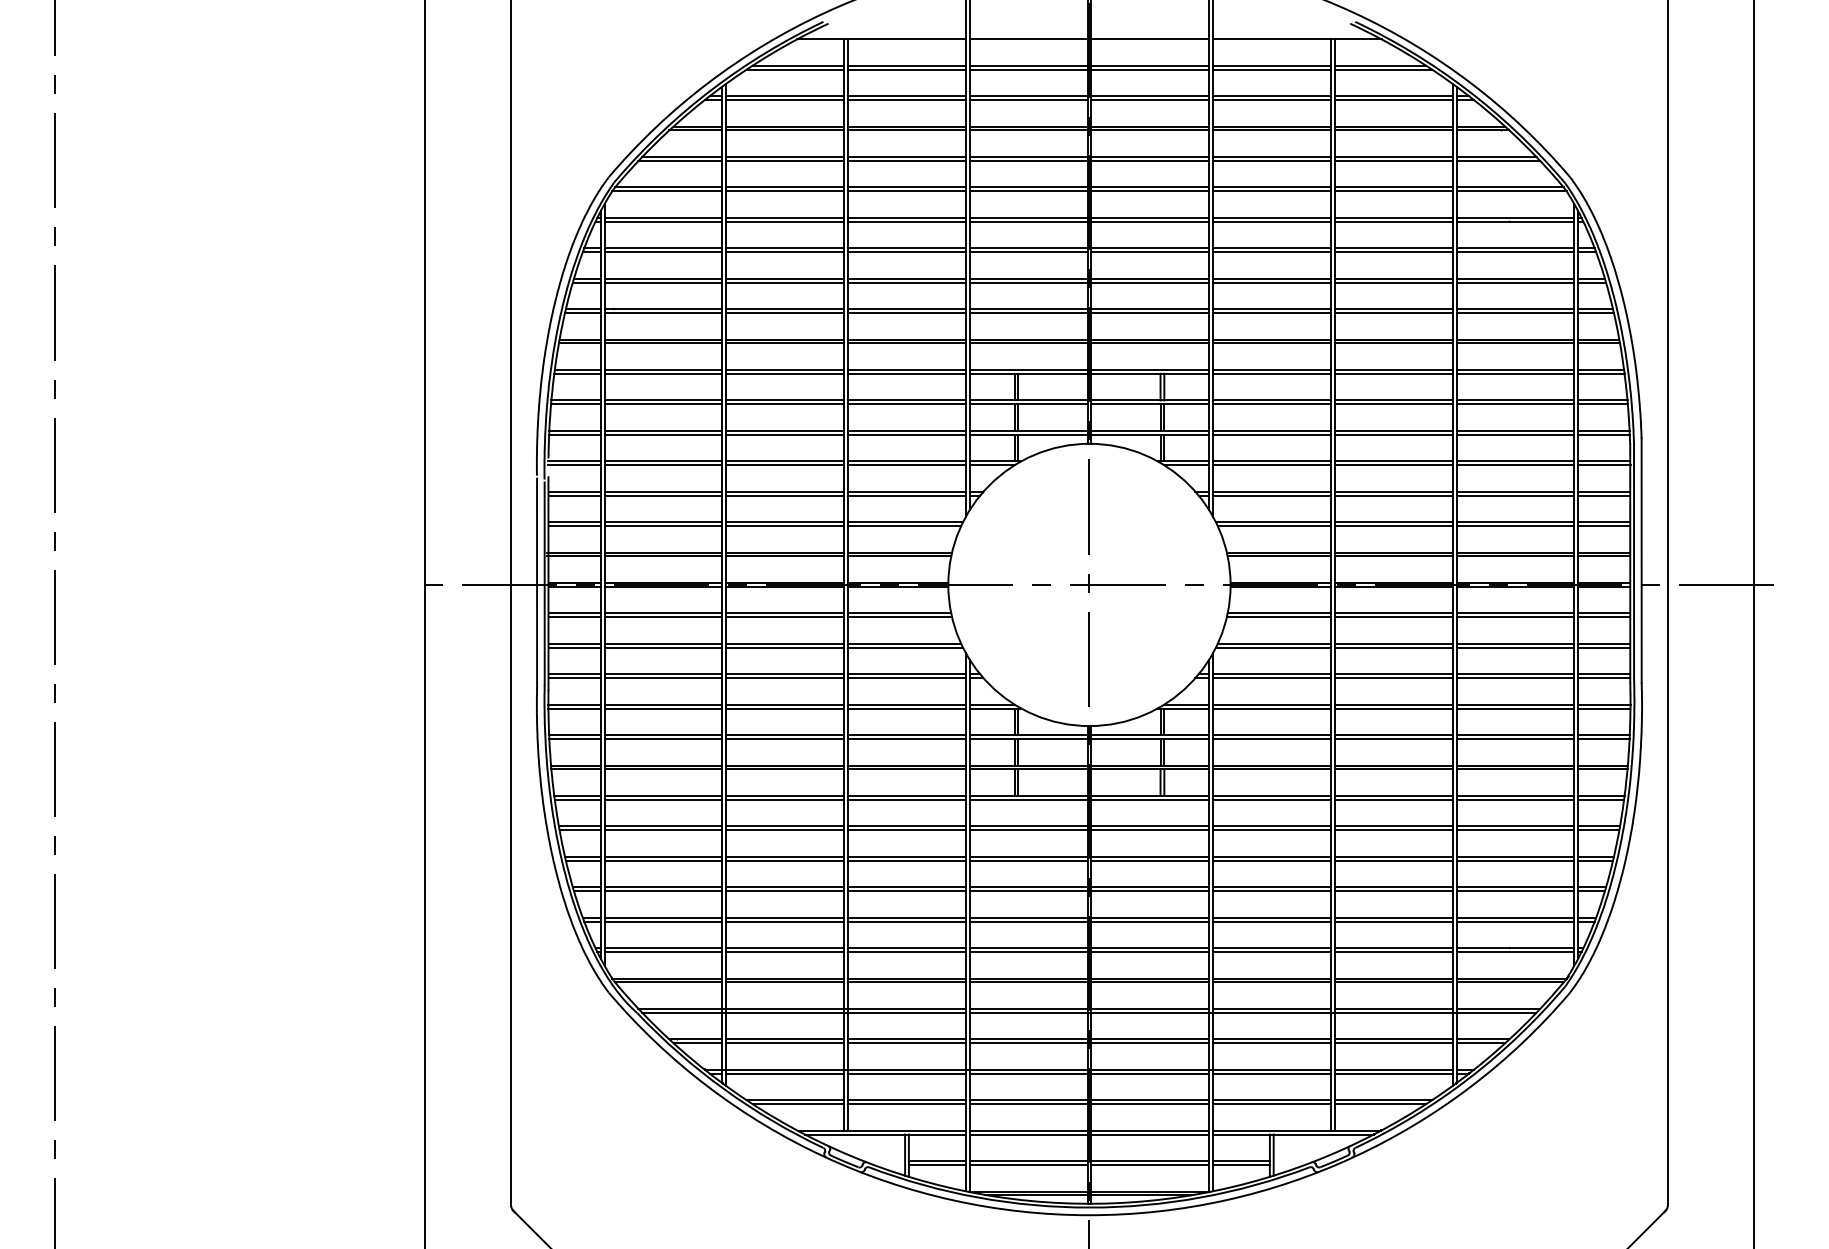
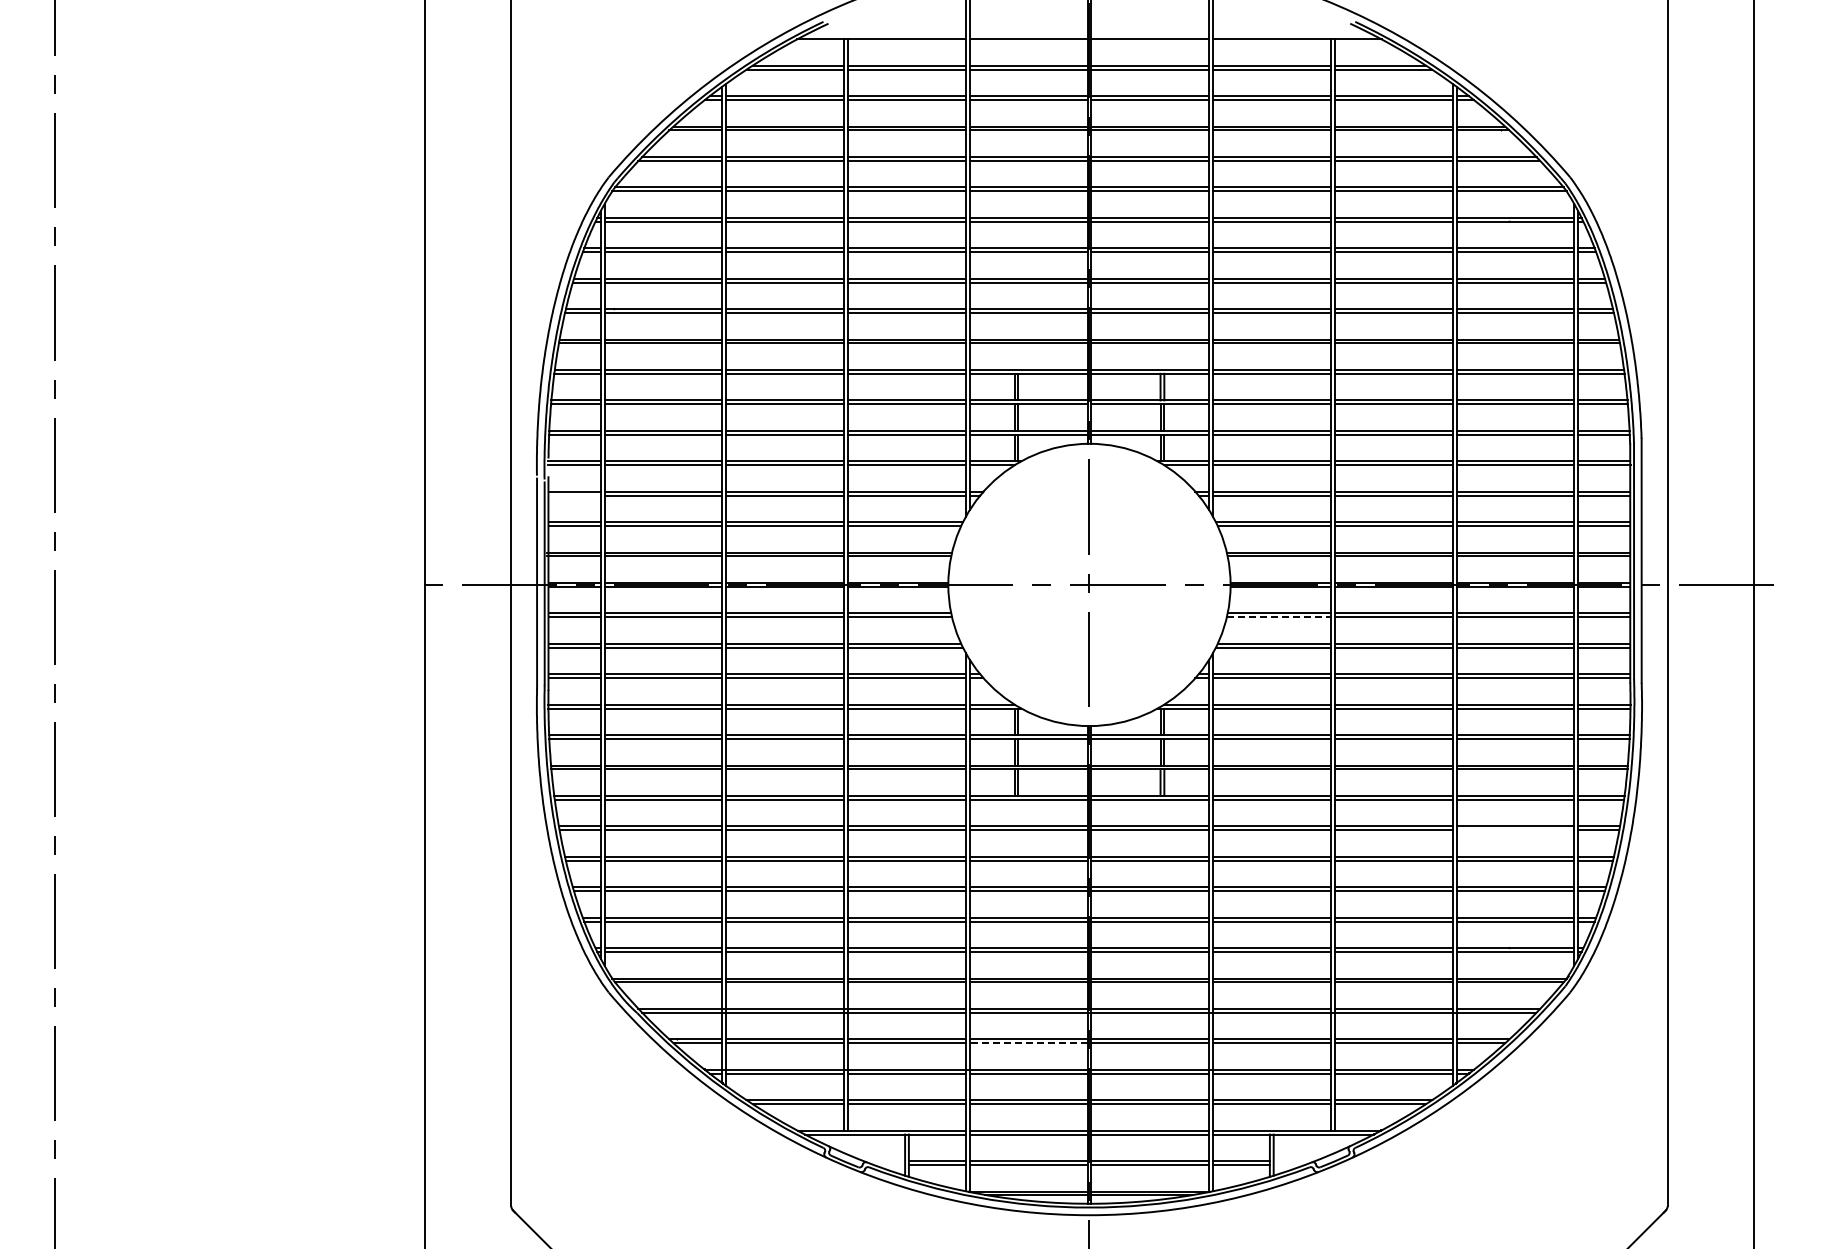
line: present -> none (574, 495)
line: solid -> dashed (1279, 617)
line: present -> none (1515, 830)
line: solid -> dashed (1028, 1043)
